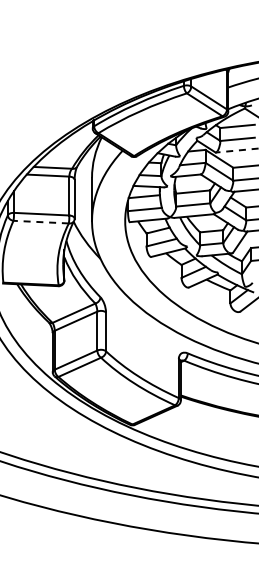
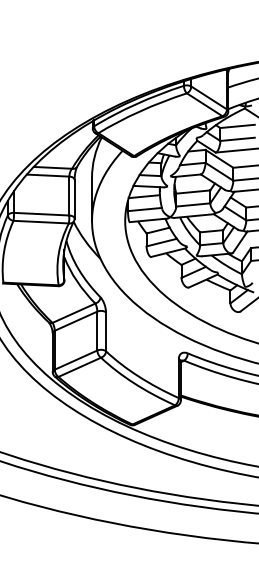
line: dashed -> solid (236, 150)
line: dashed -> solid (41, 222)
